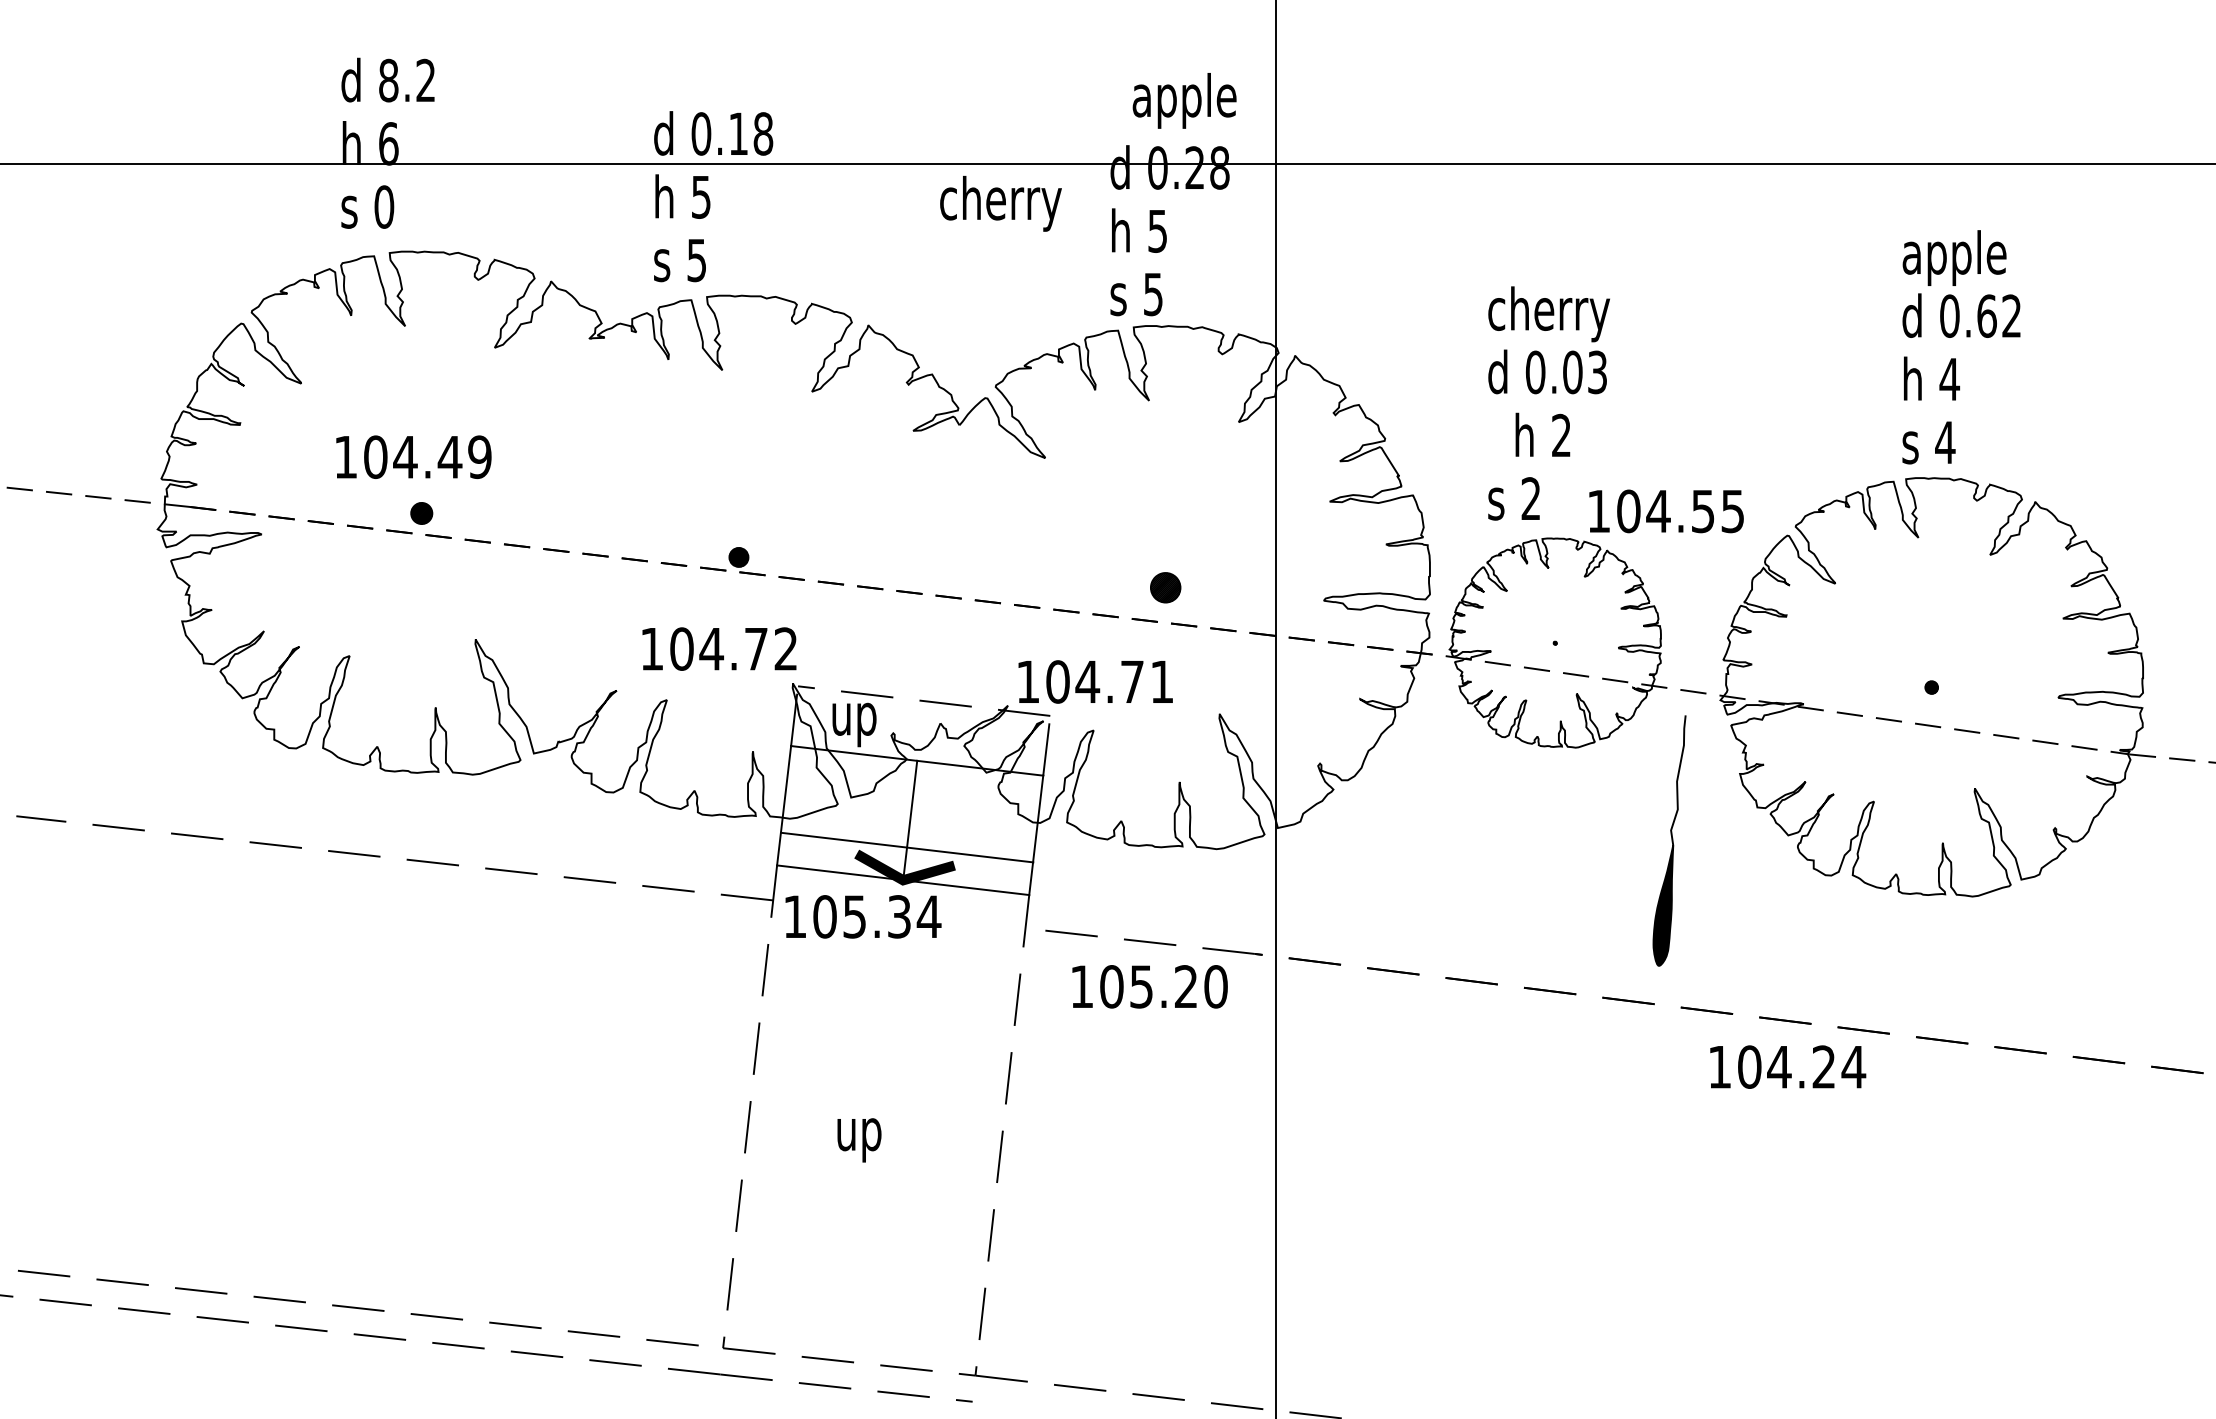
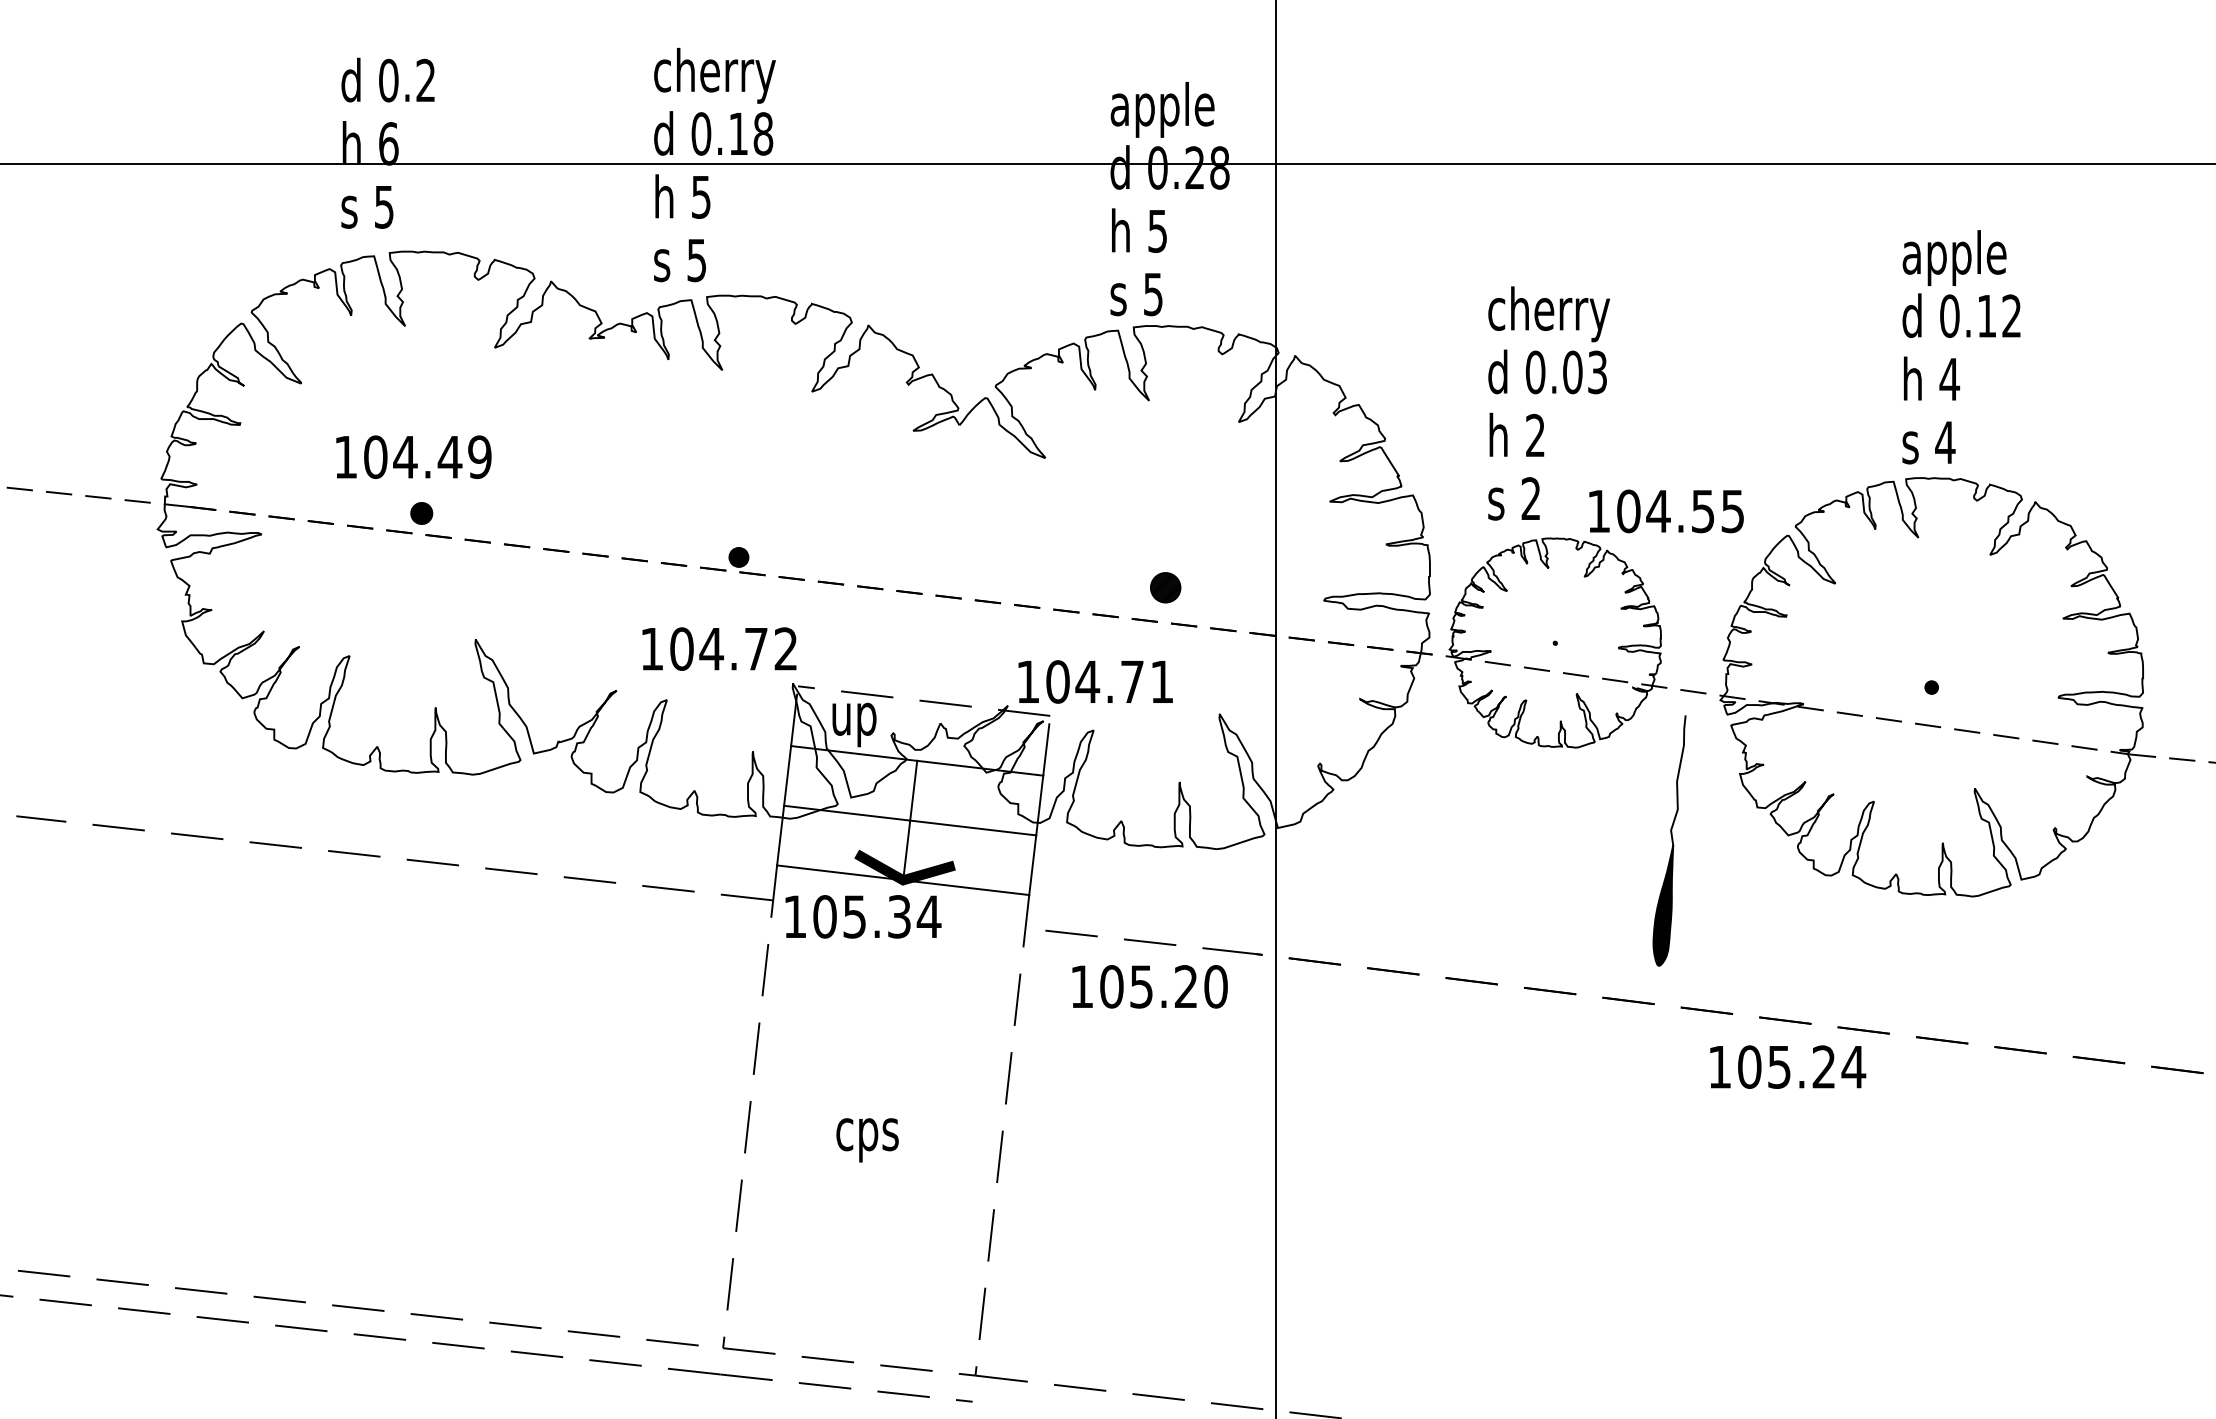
text: 8.2 -> 0.2 (388, 80)
text position: (1184, 100) -> (1162, 109) (1162, 109)
text position: (1000, 203) -> (714, 75) (714, 75)
text: 0 -> 5 (384, 206)
text: 0.62 -> 0.12 (1986, 315)
text position: (1542, 434) -> (1516, 434) (1516, 434)
line position: (907, 847) -> (910, 820) (910, 820)
text: 104.24 -> 105.24 (1779, 1067)
text: up -> cps (867, 1140)
